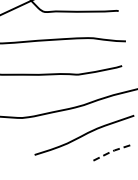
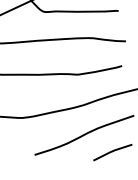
line: dashed -> solid (112, 151)
